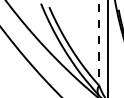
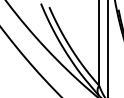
line: dashed -> solid (99, 42)
